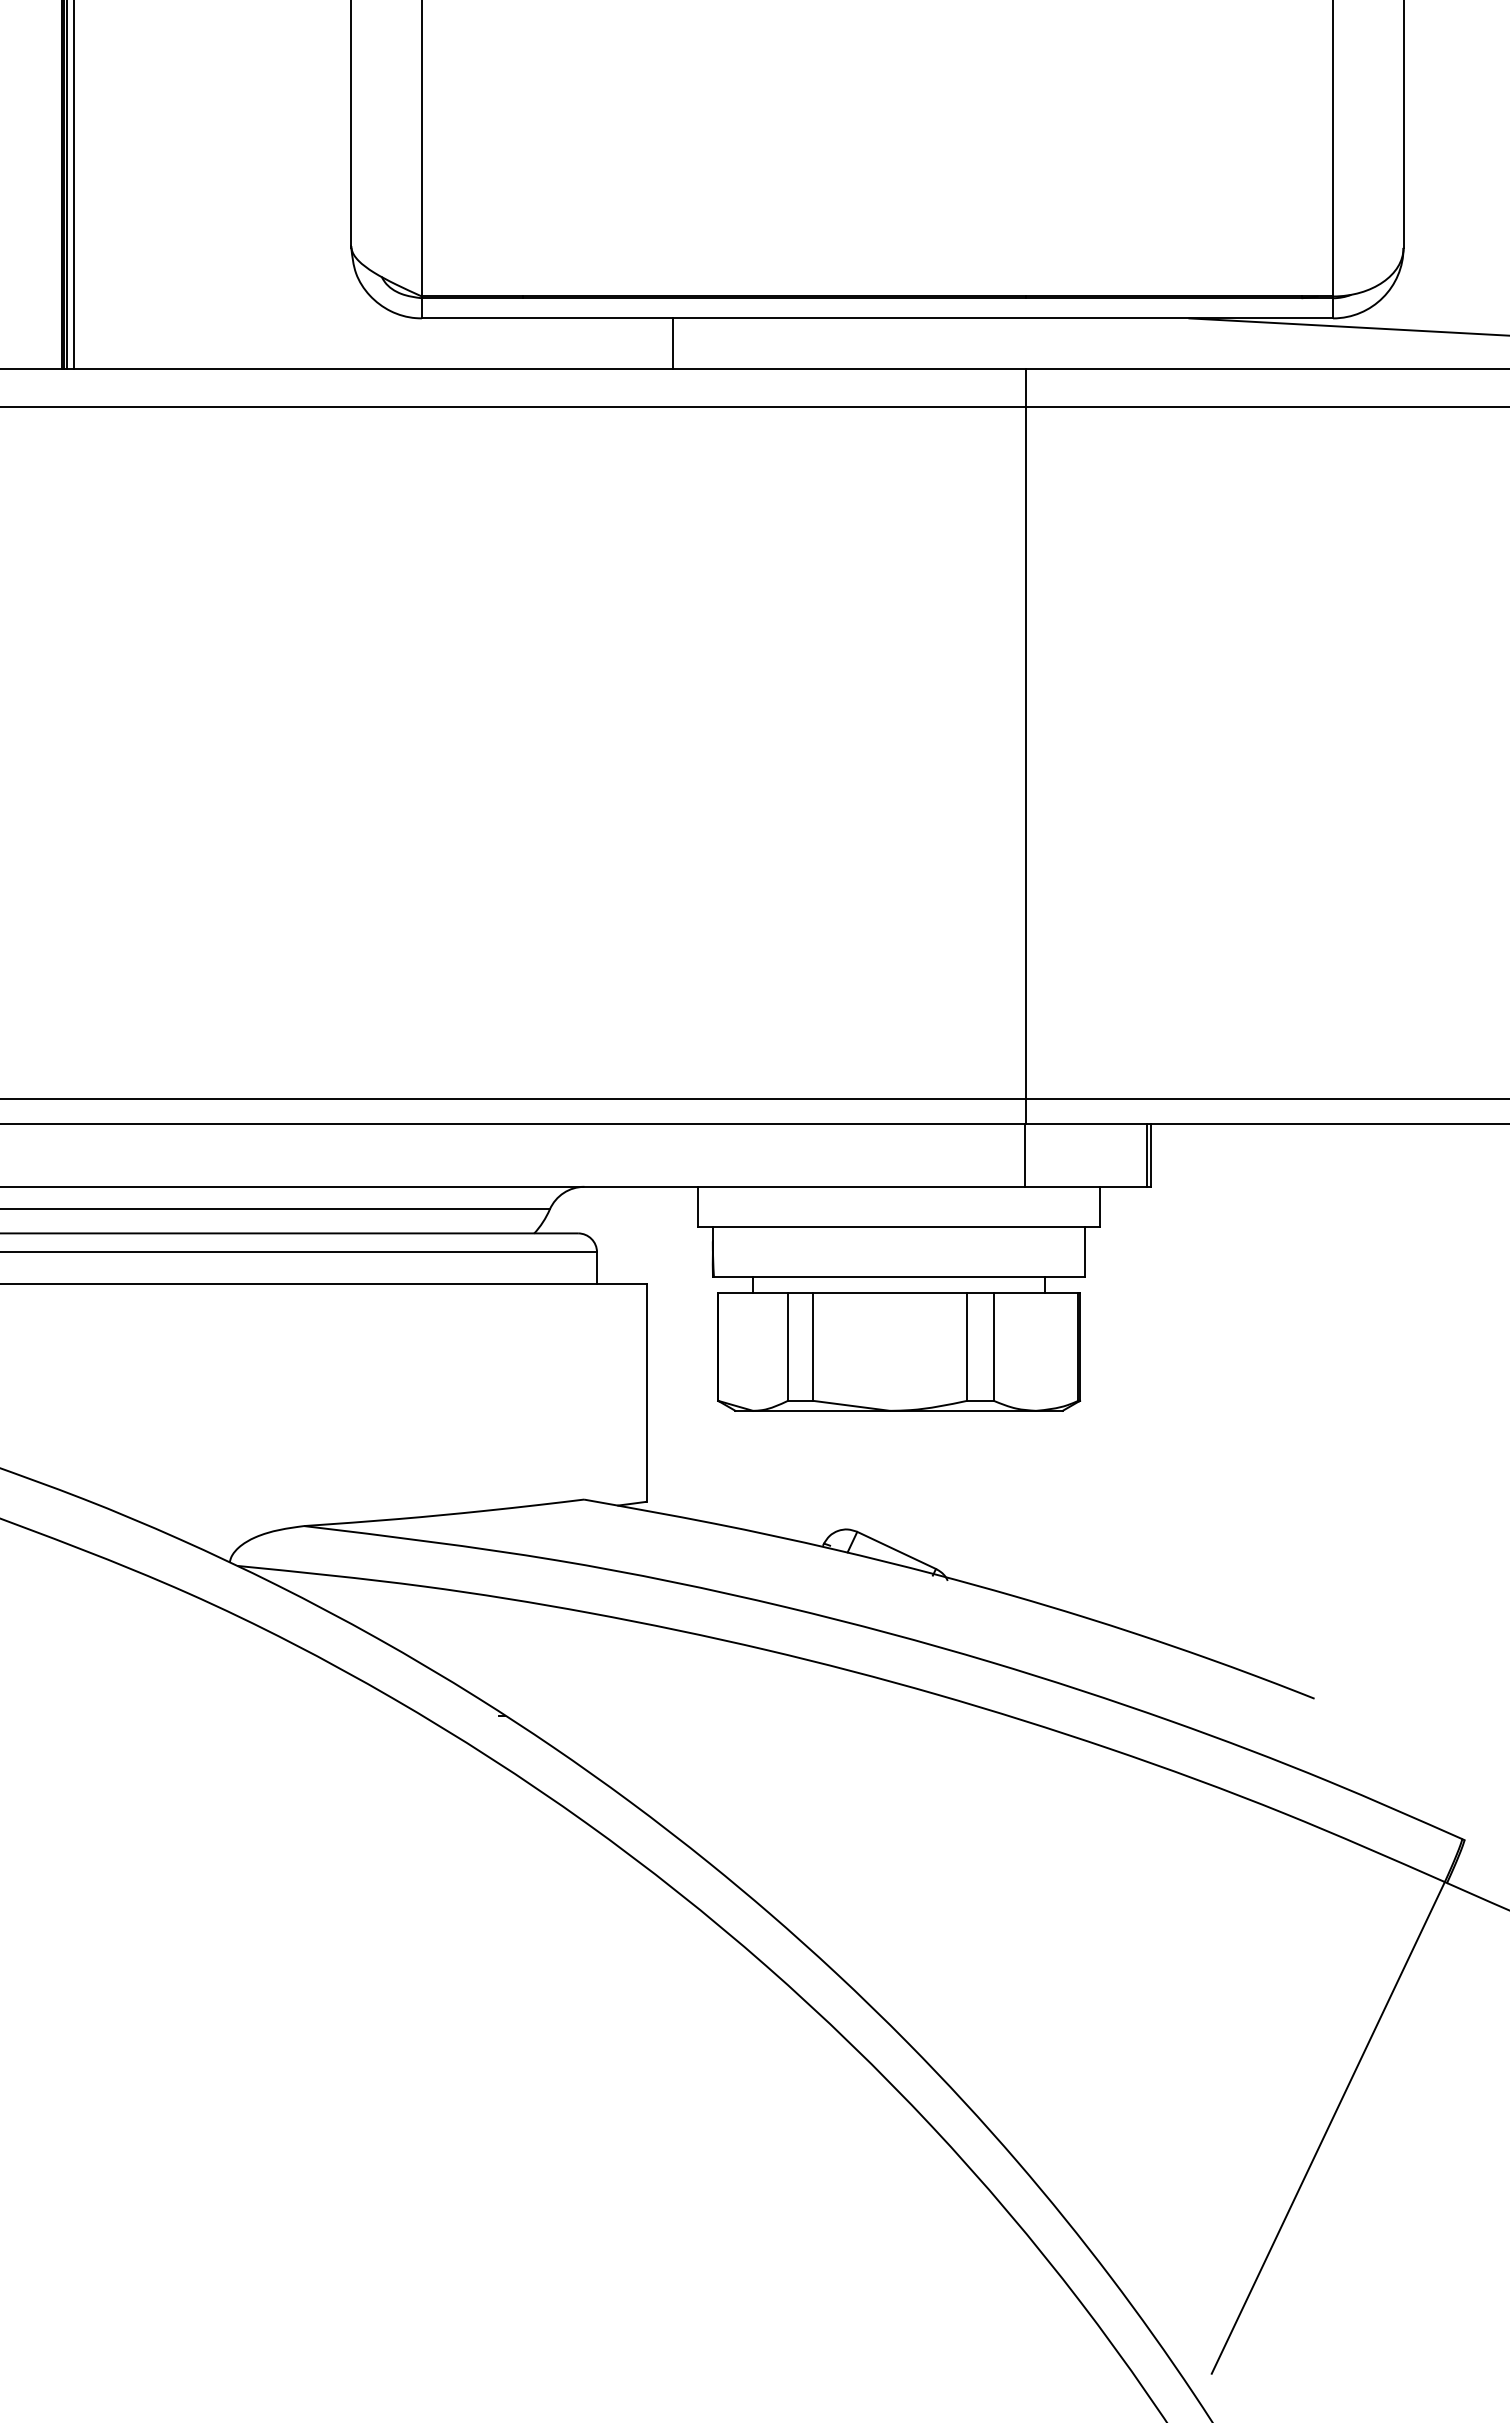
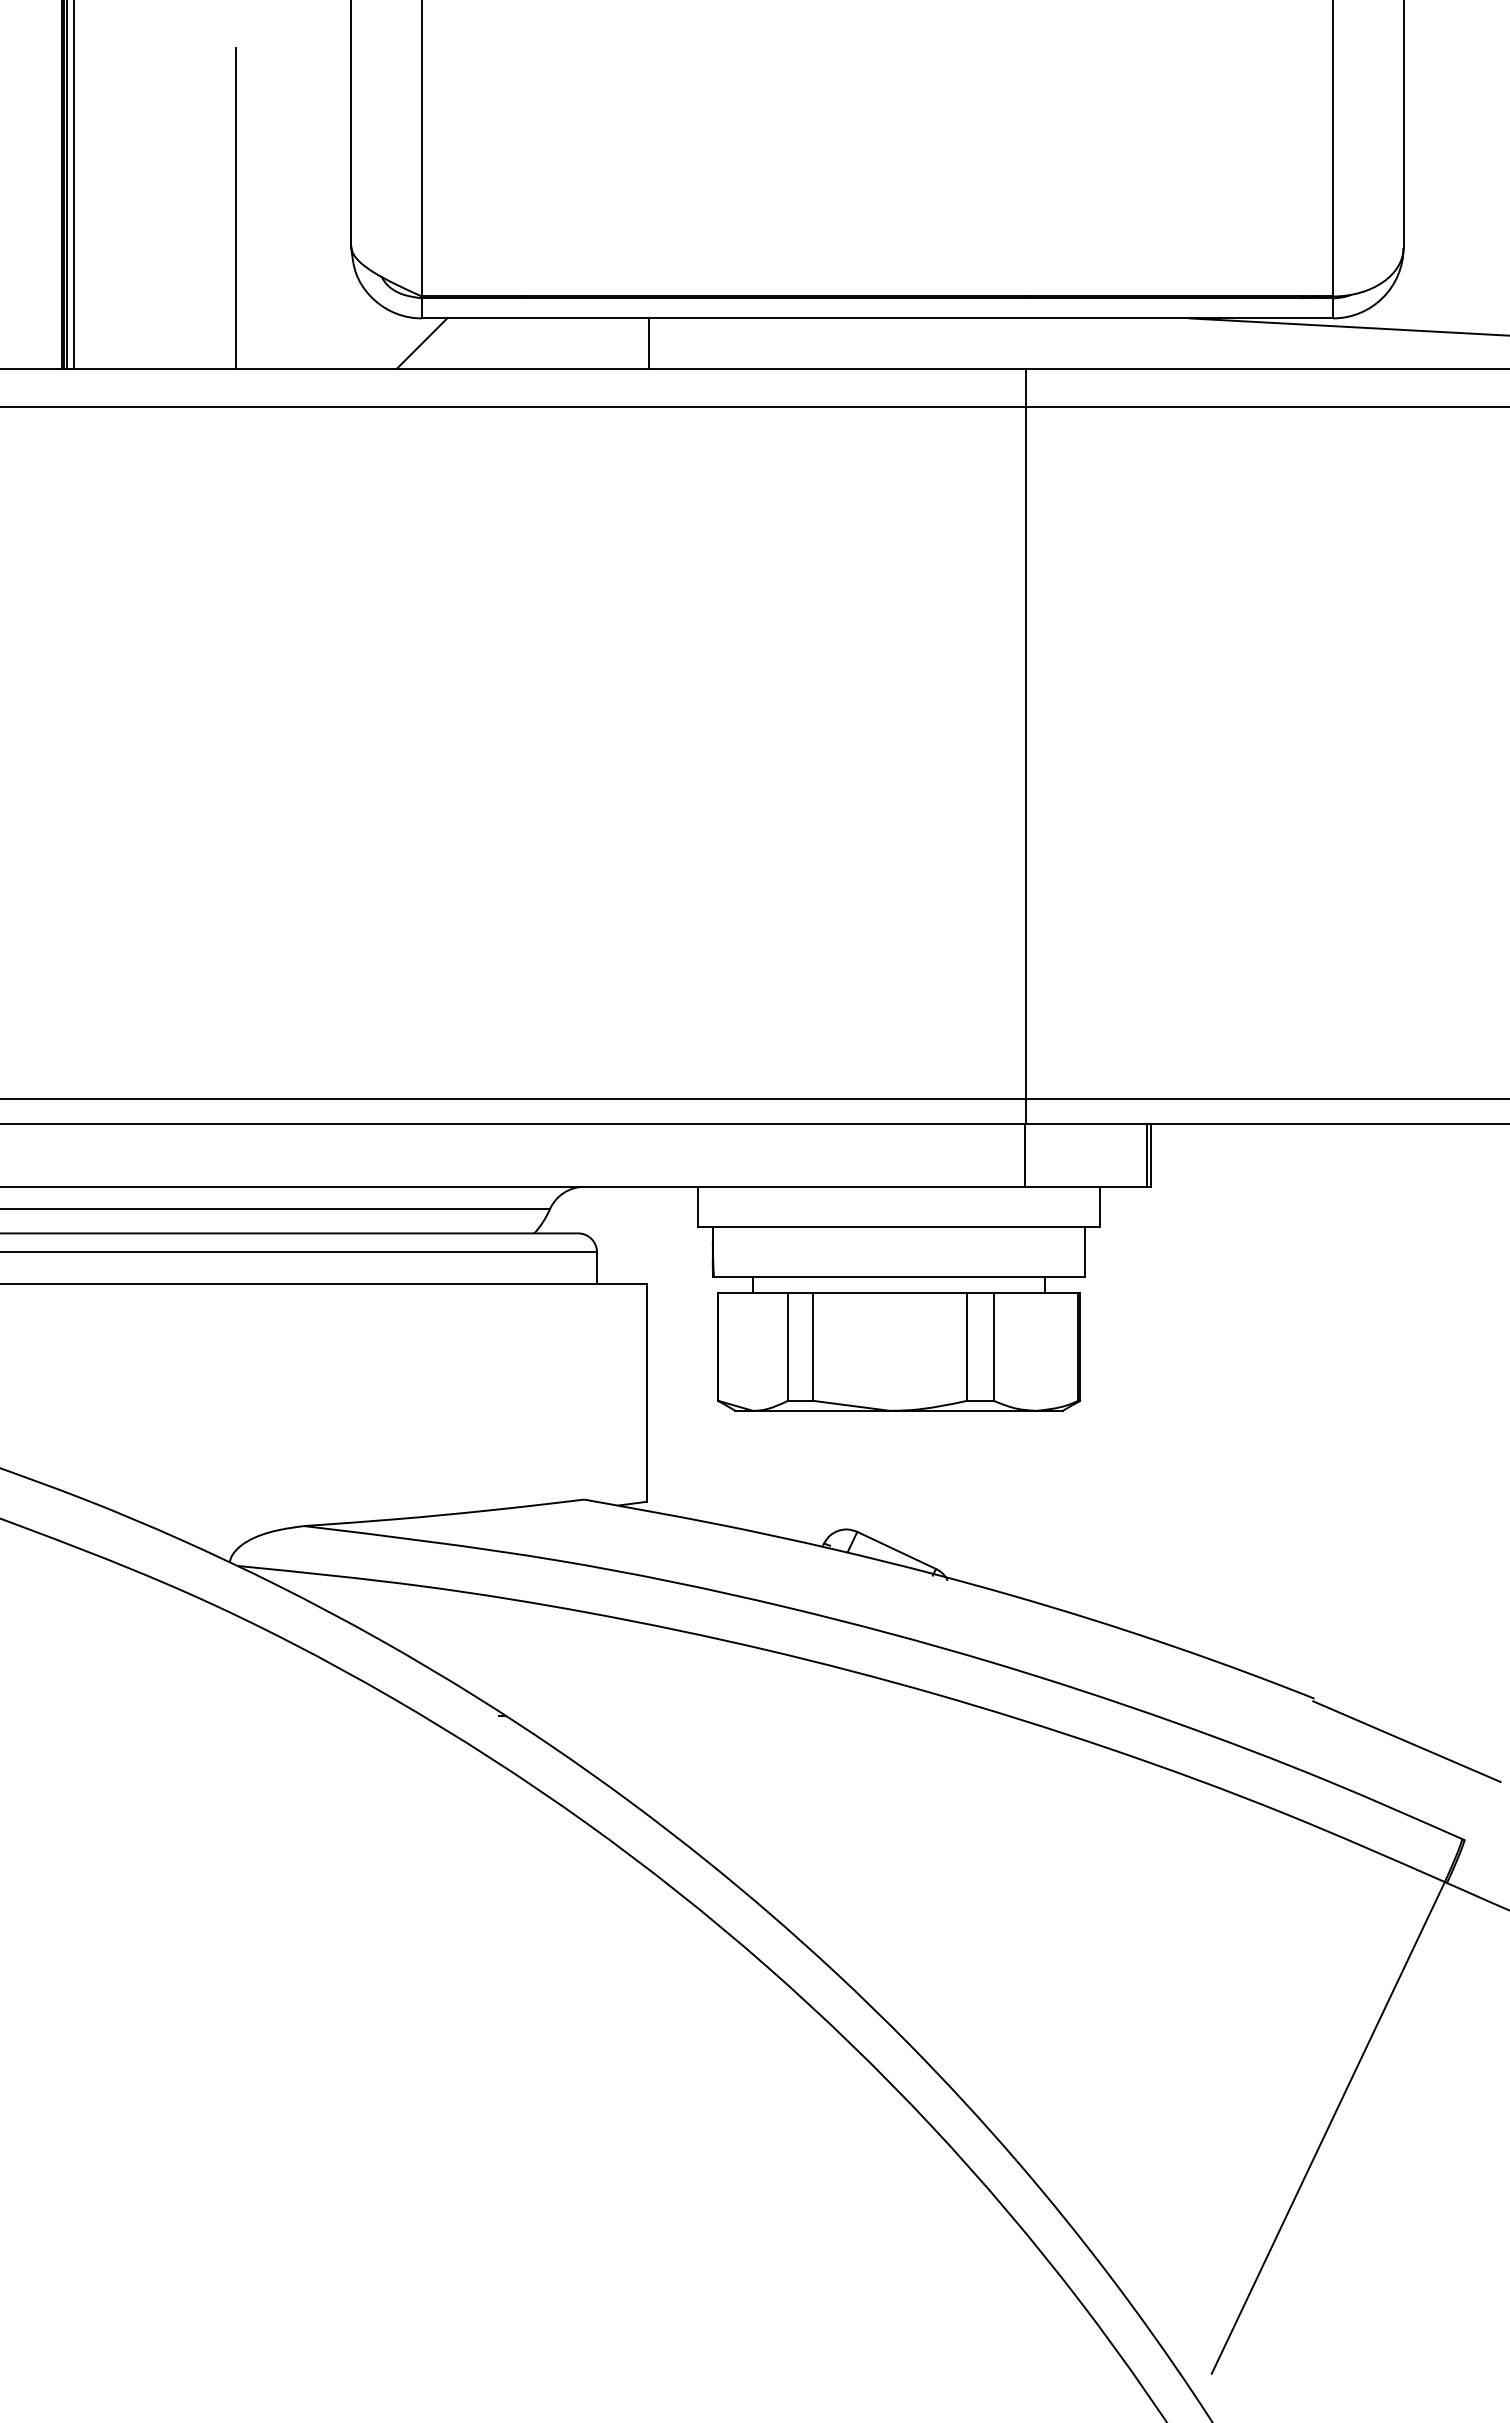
line: none -> present (235, 207)
line: none -> present (421, 343)
line position: (672, 343) -> (648, 343) (648, 343)
line: none -> present (1406, 1741)
